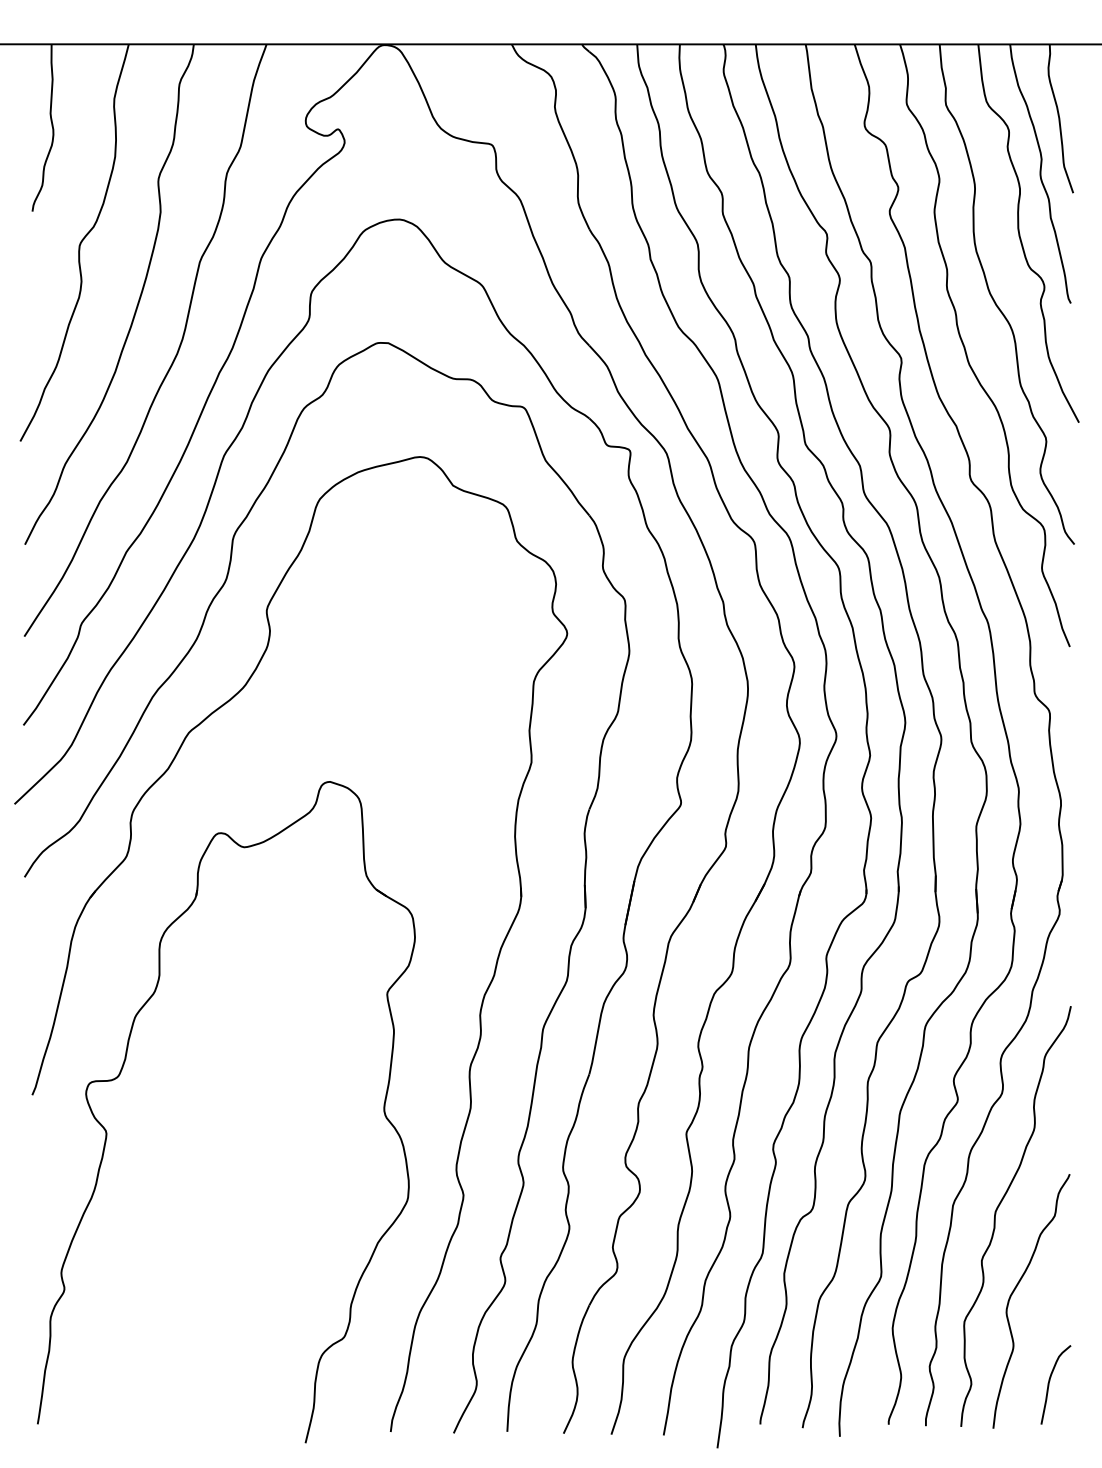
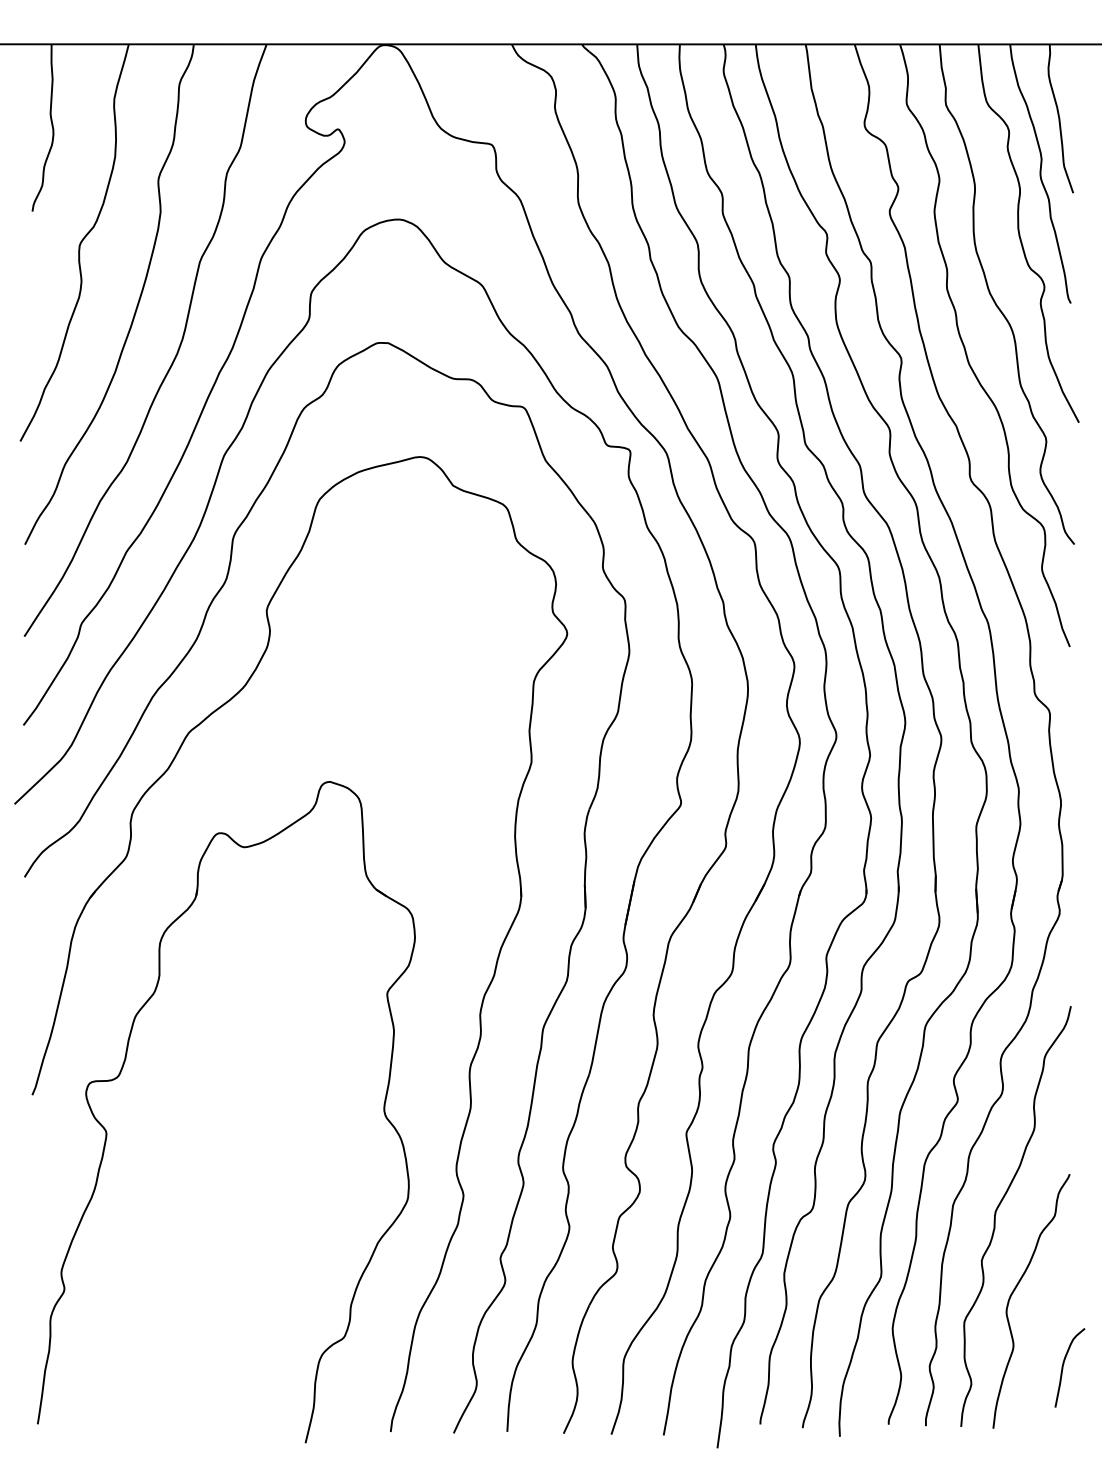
curve position: (1050, 1381) -> (1064, 1364) (1064, 1364)
